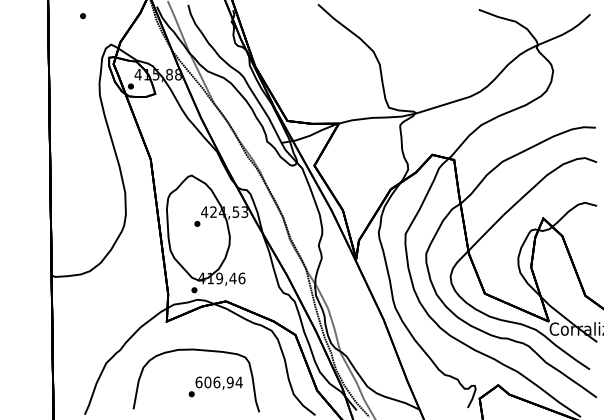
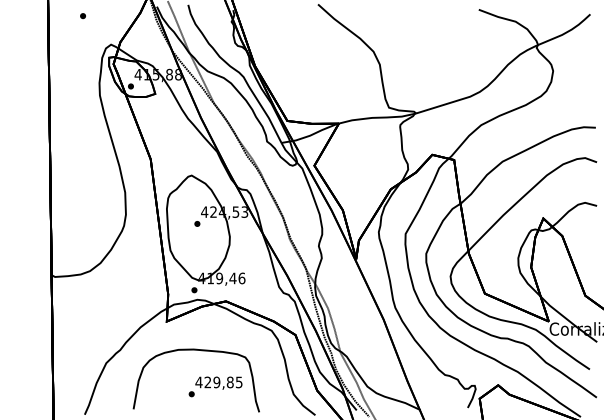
text: 606,94 -> 429,85 (218, 382)
